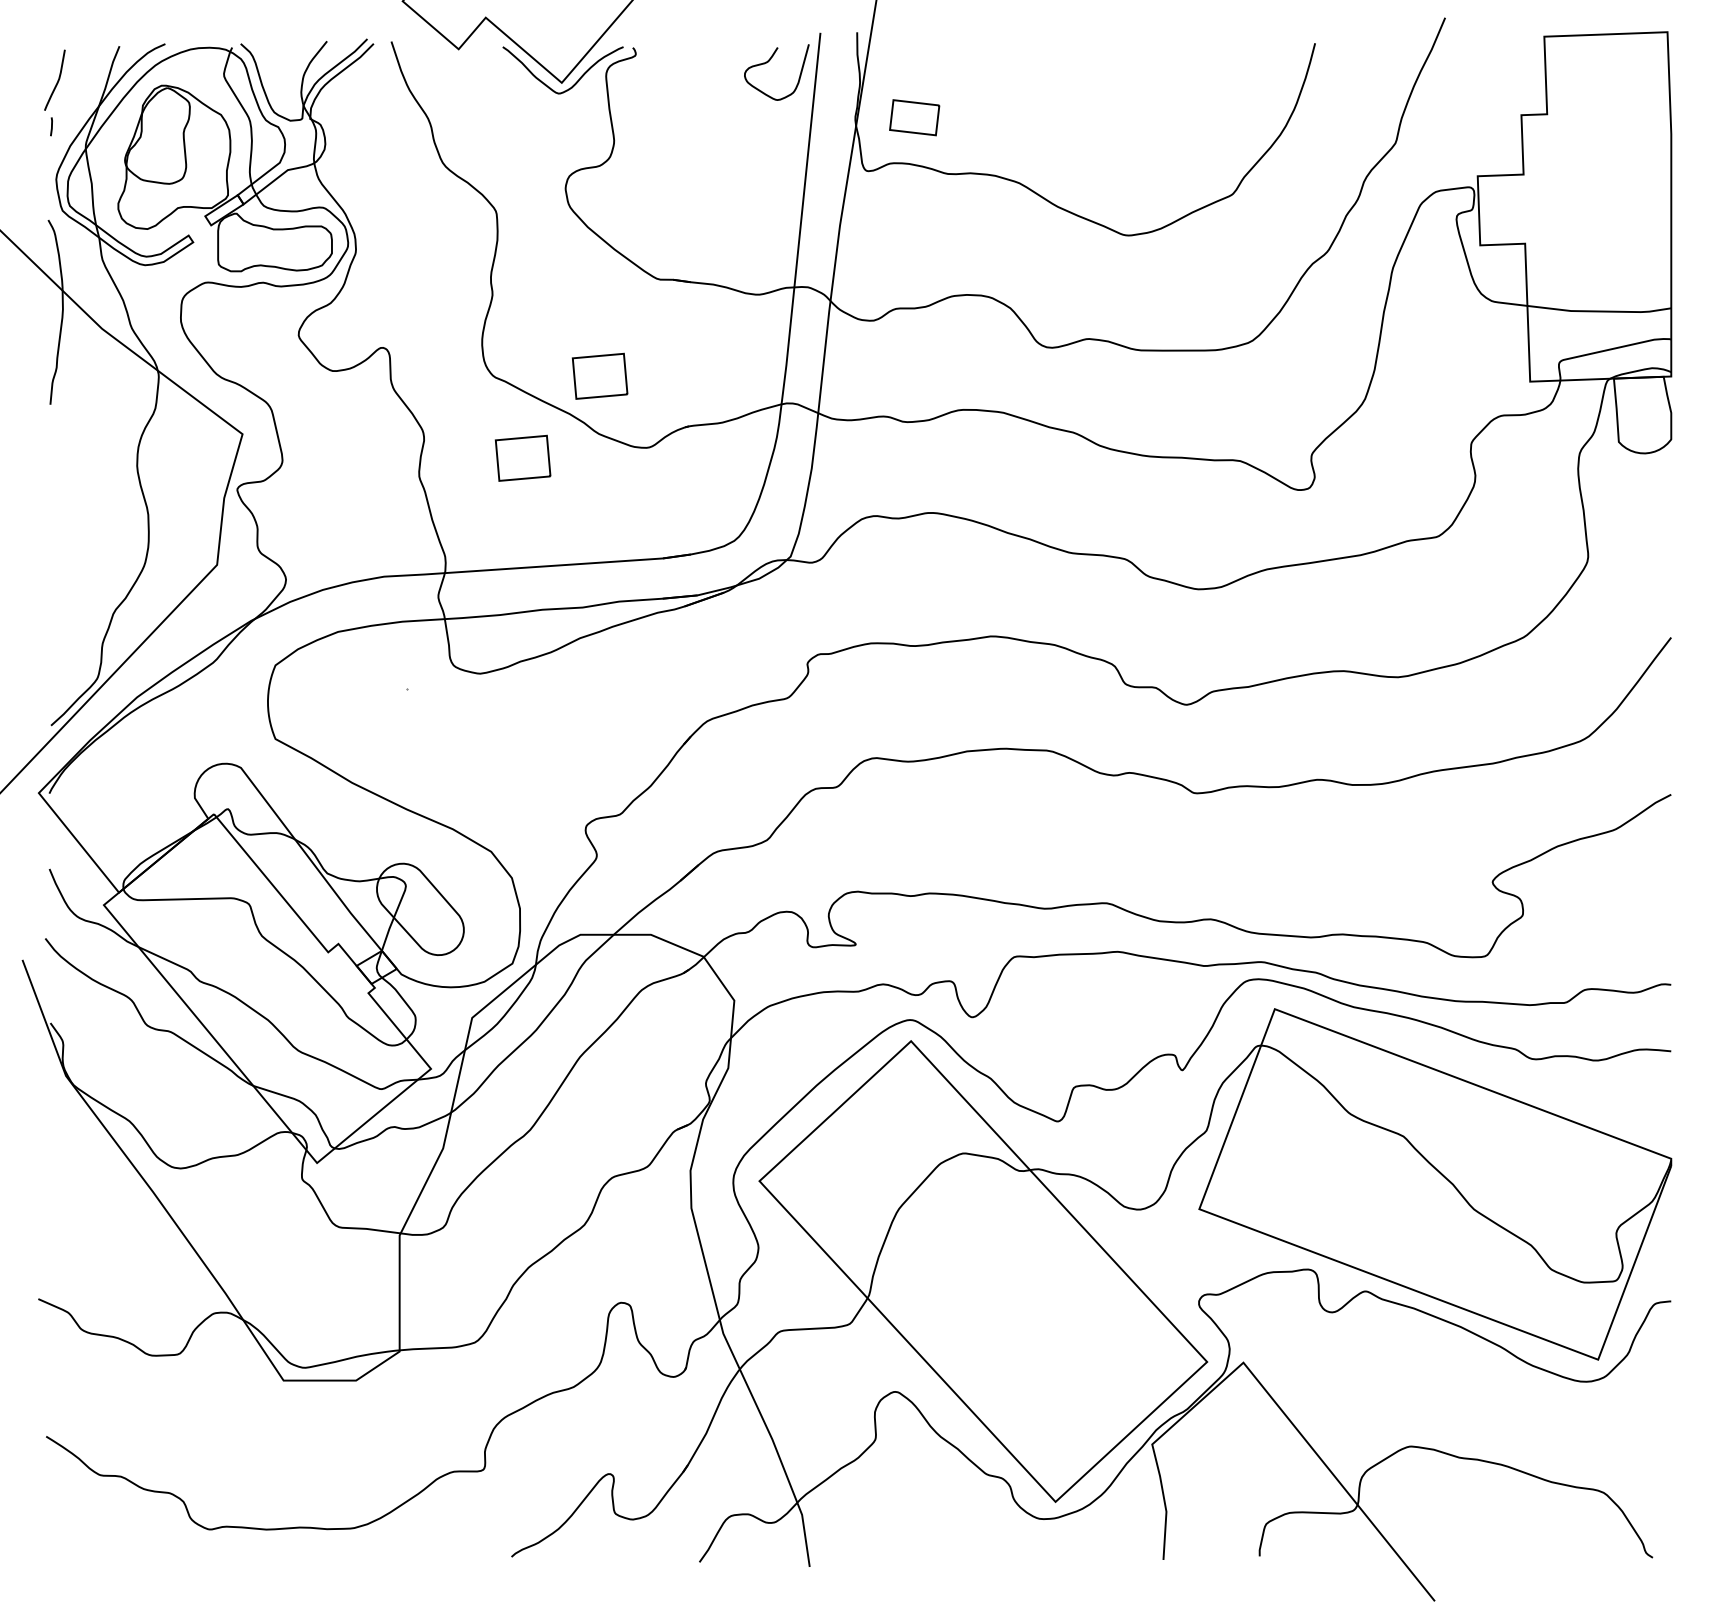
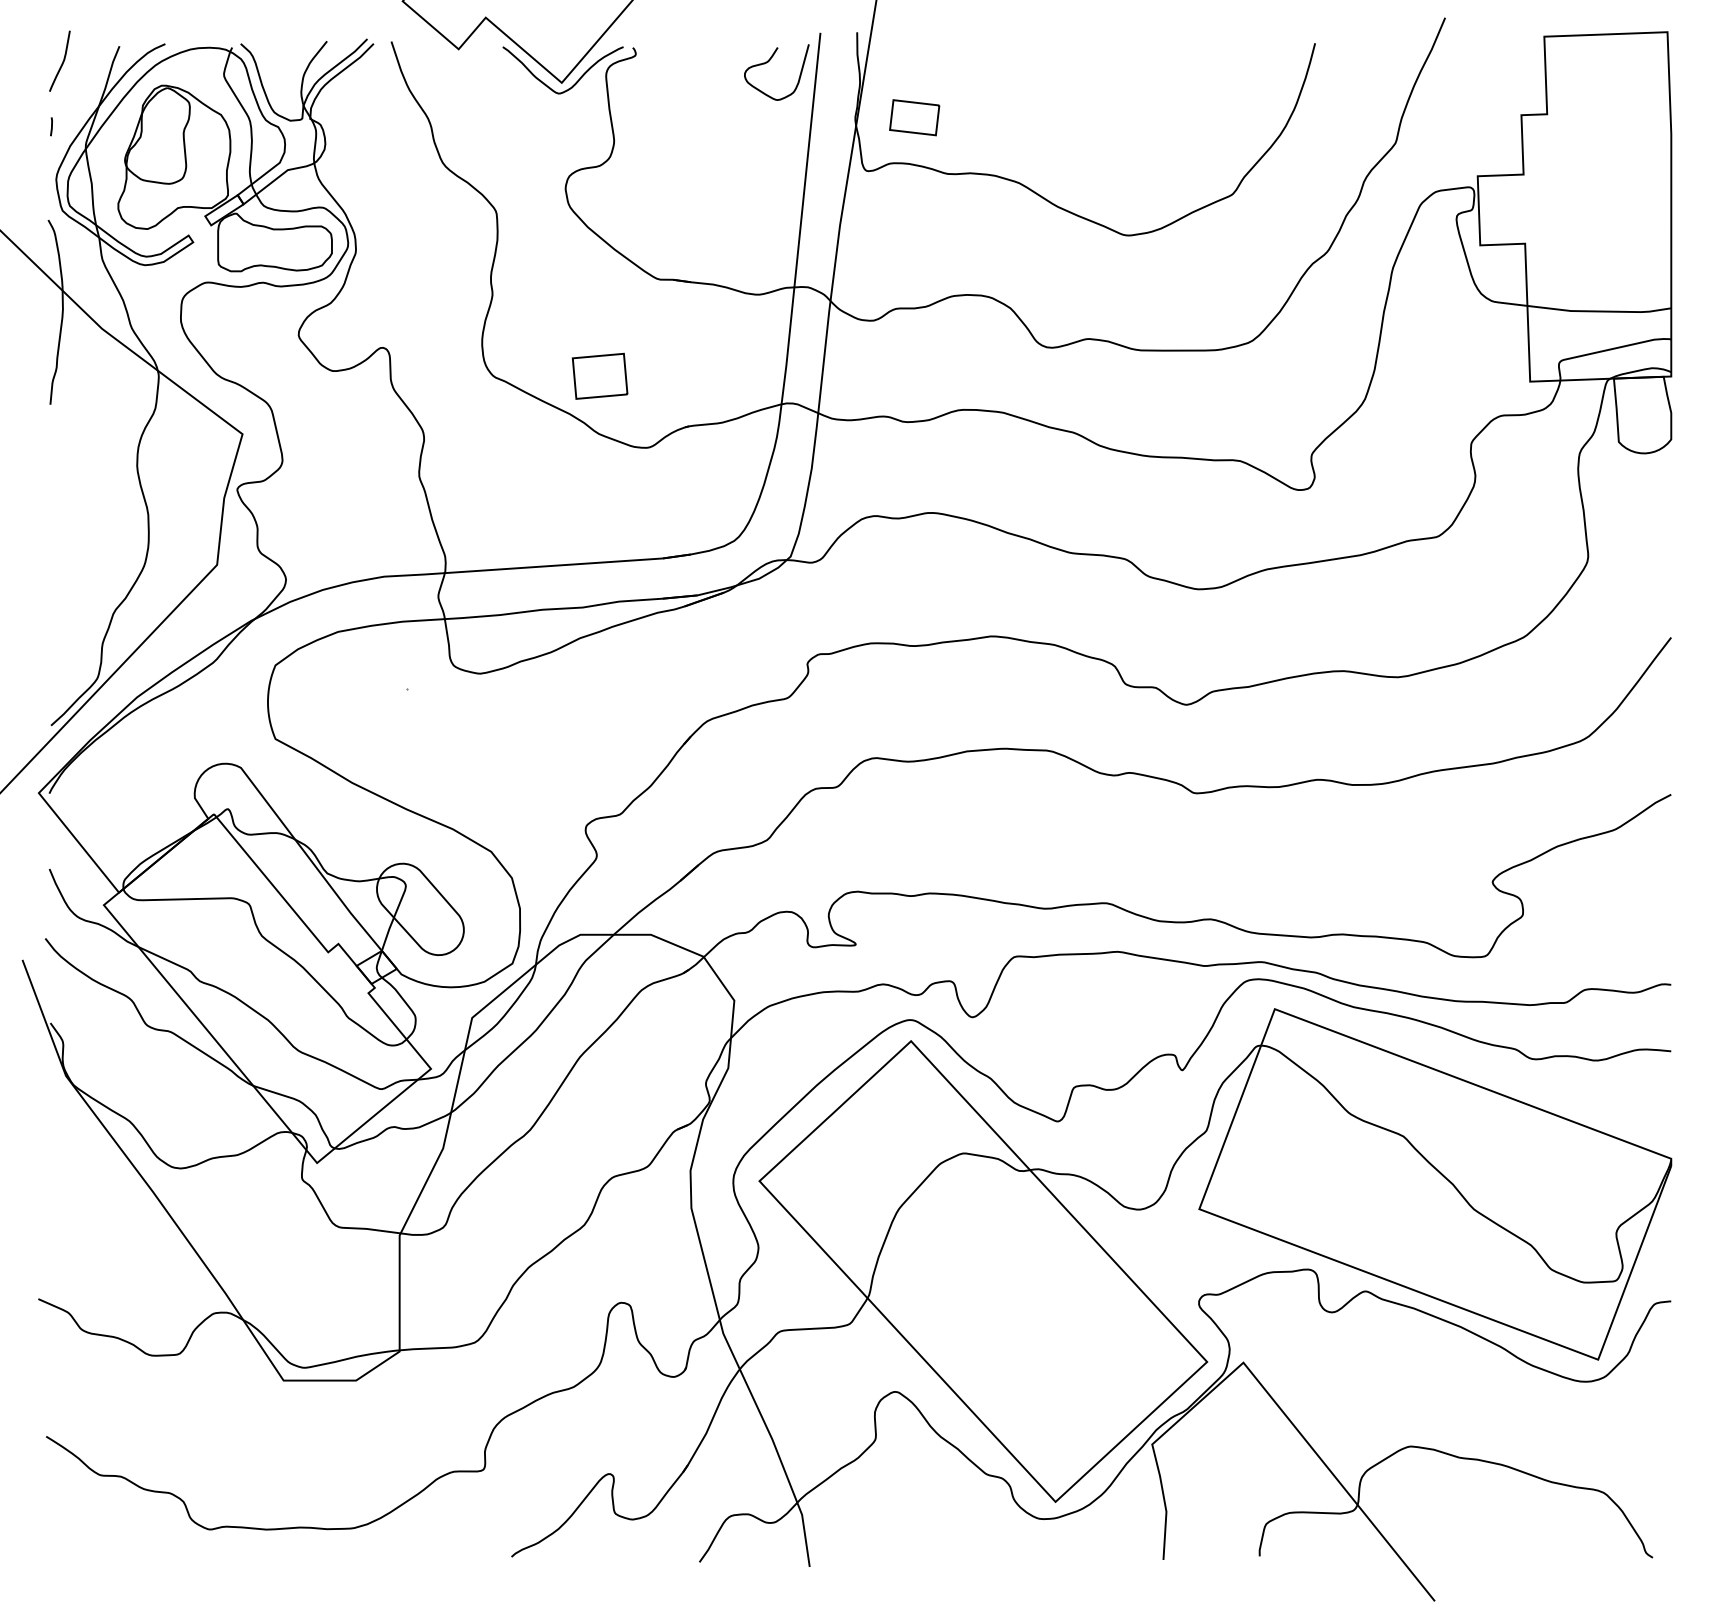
curve position: (57, 80) -> (62, 61) (62, 61)
part: present -> none (522, 457)
